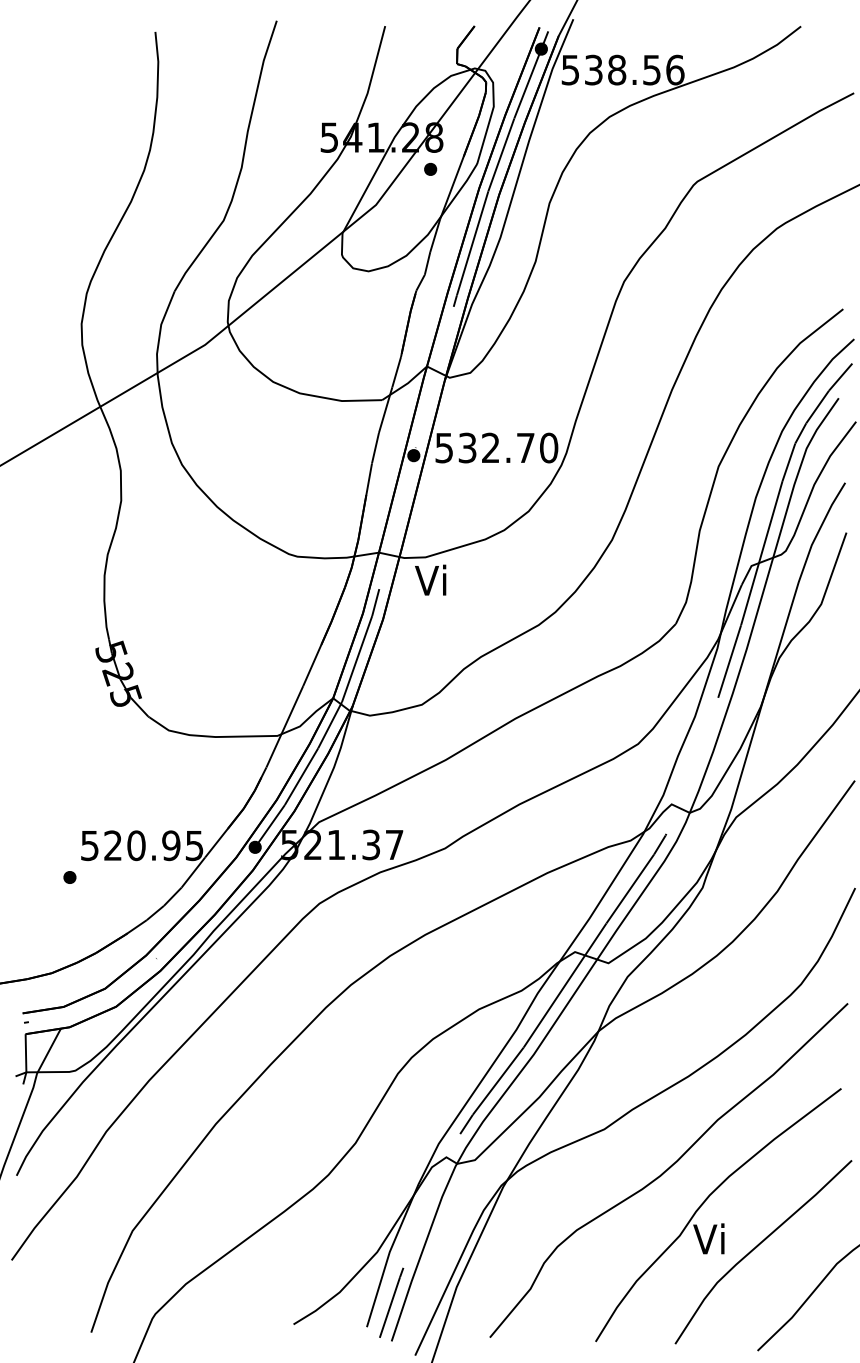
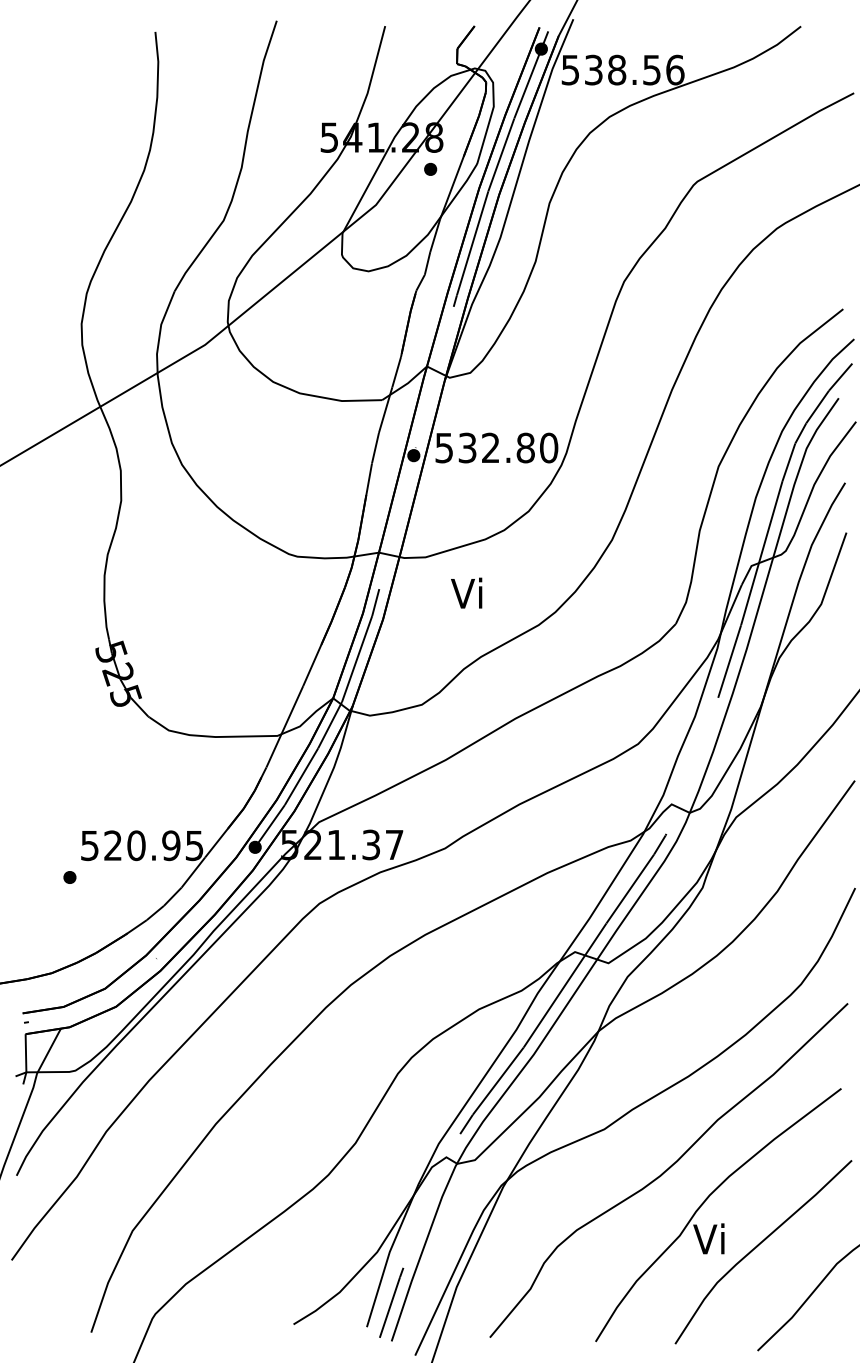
text: 532.70 -> 532.80 (525, 447)
text position: (430, 579) -> (466, 592) (466, 592)
